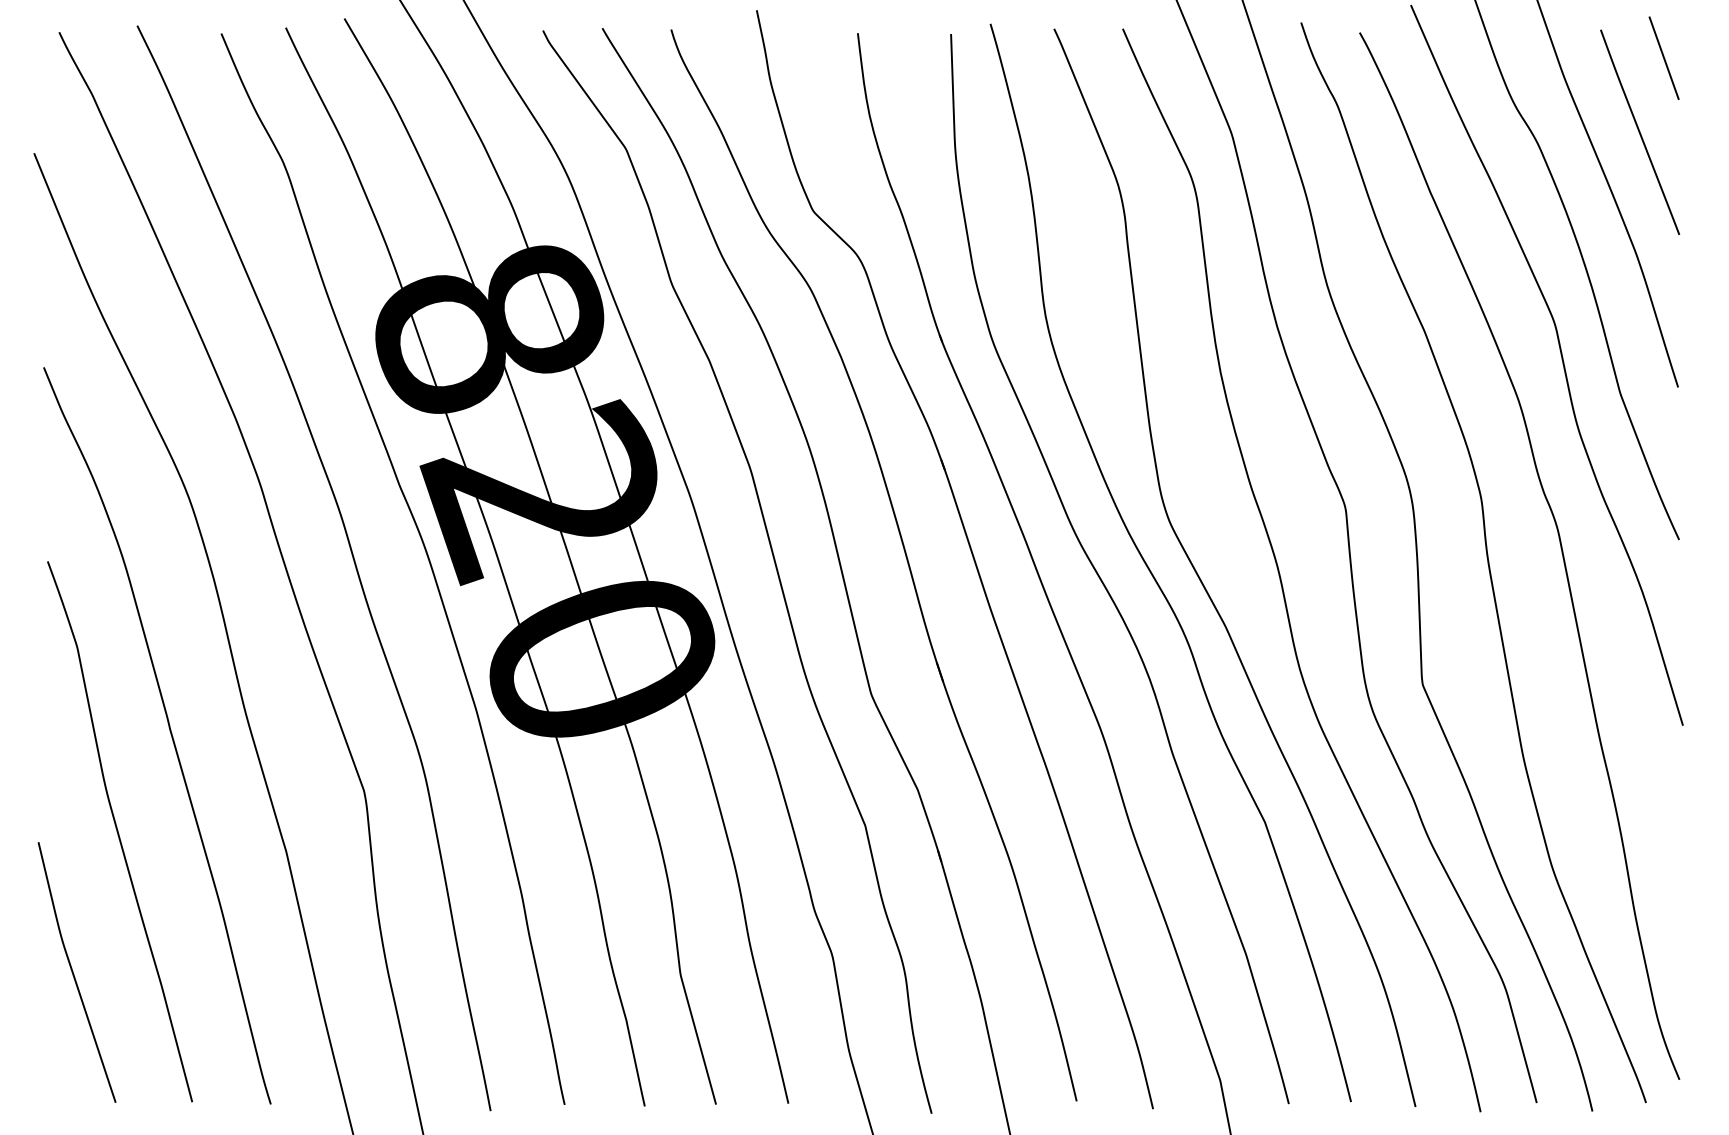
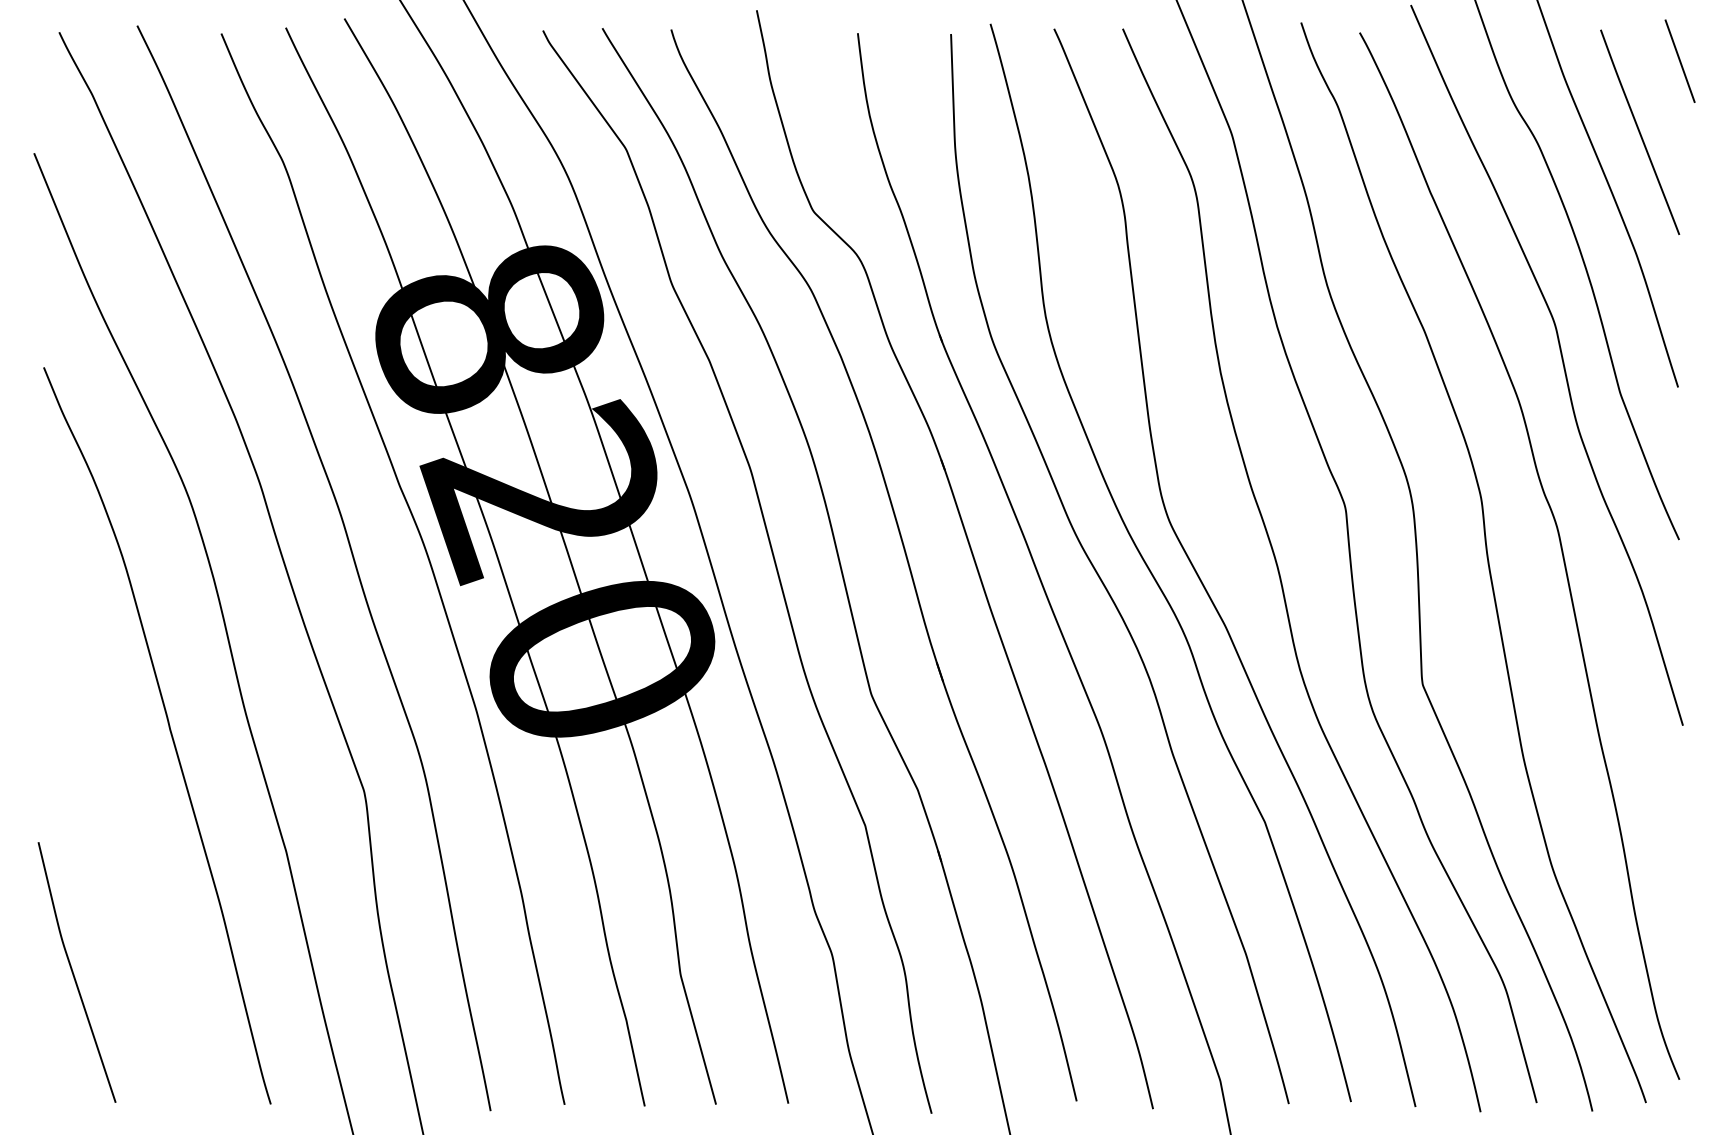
line position: (1663, 57) -> (1679, 60) (1679, 60)
curve: present -> none (118, 831)
